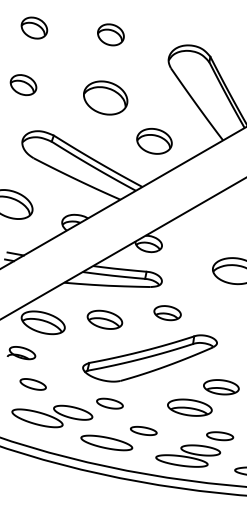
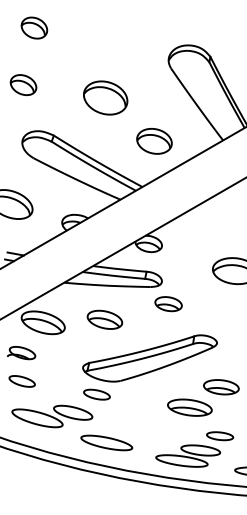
part: present -> none (110, 34)
part position: (167, 313) -> (168, 304) (168, 304)
part position: (32, 384) -> (21, 381) (21, 381)
part position: (109, 403) -> (96, 394) (96, 394)
part: present -> none (143, 430)
